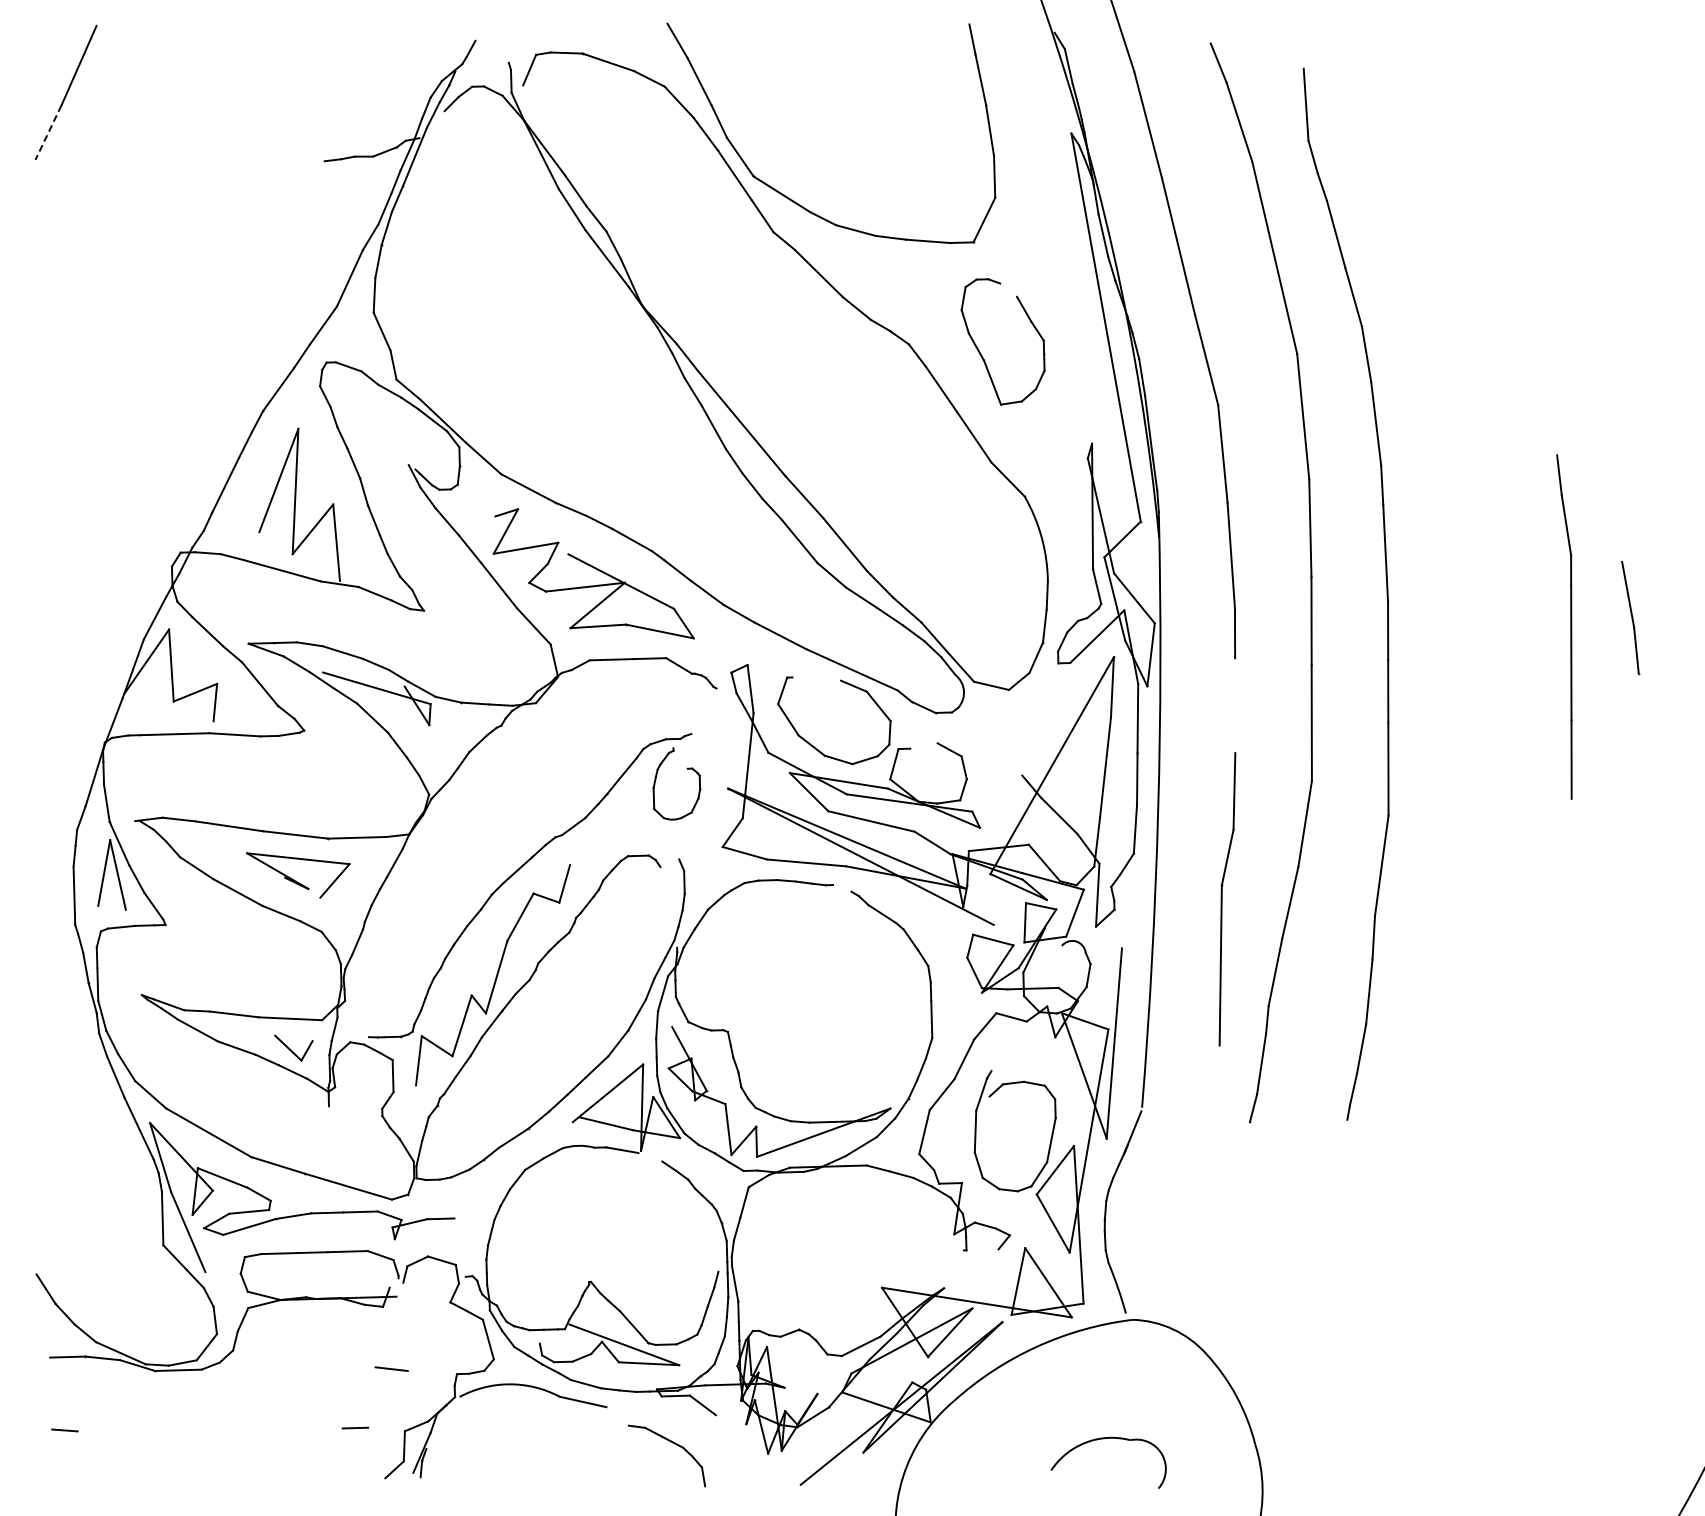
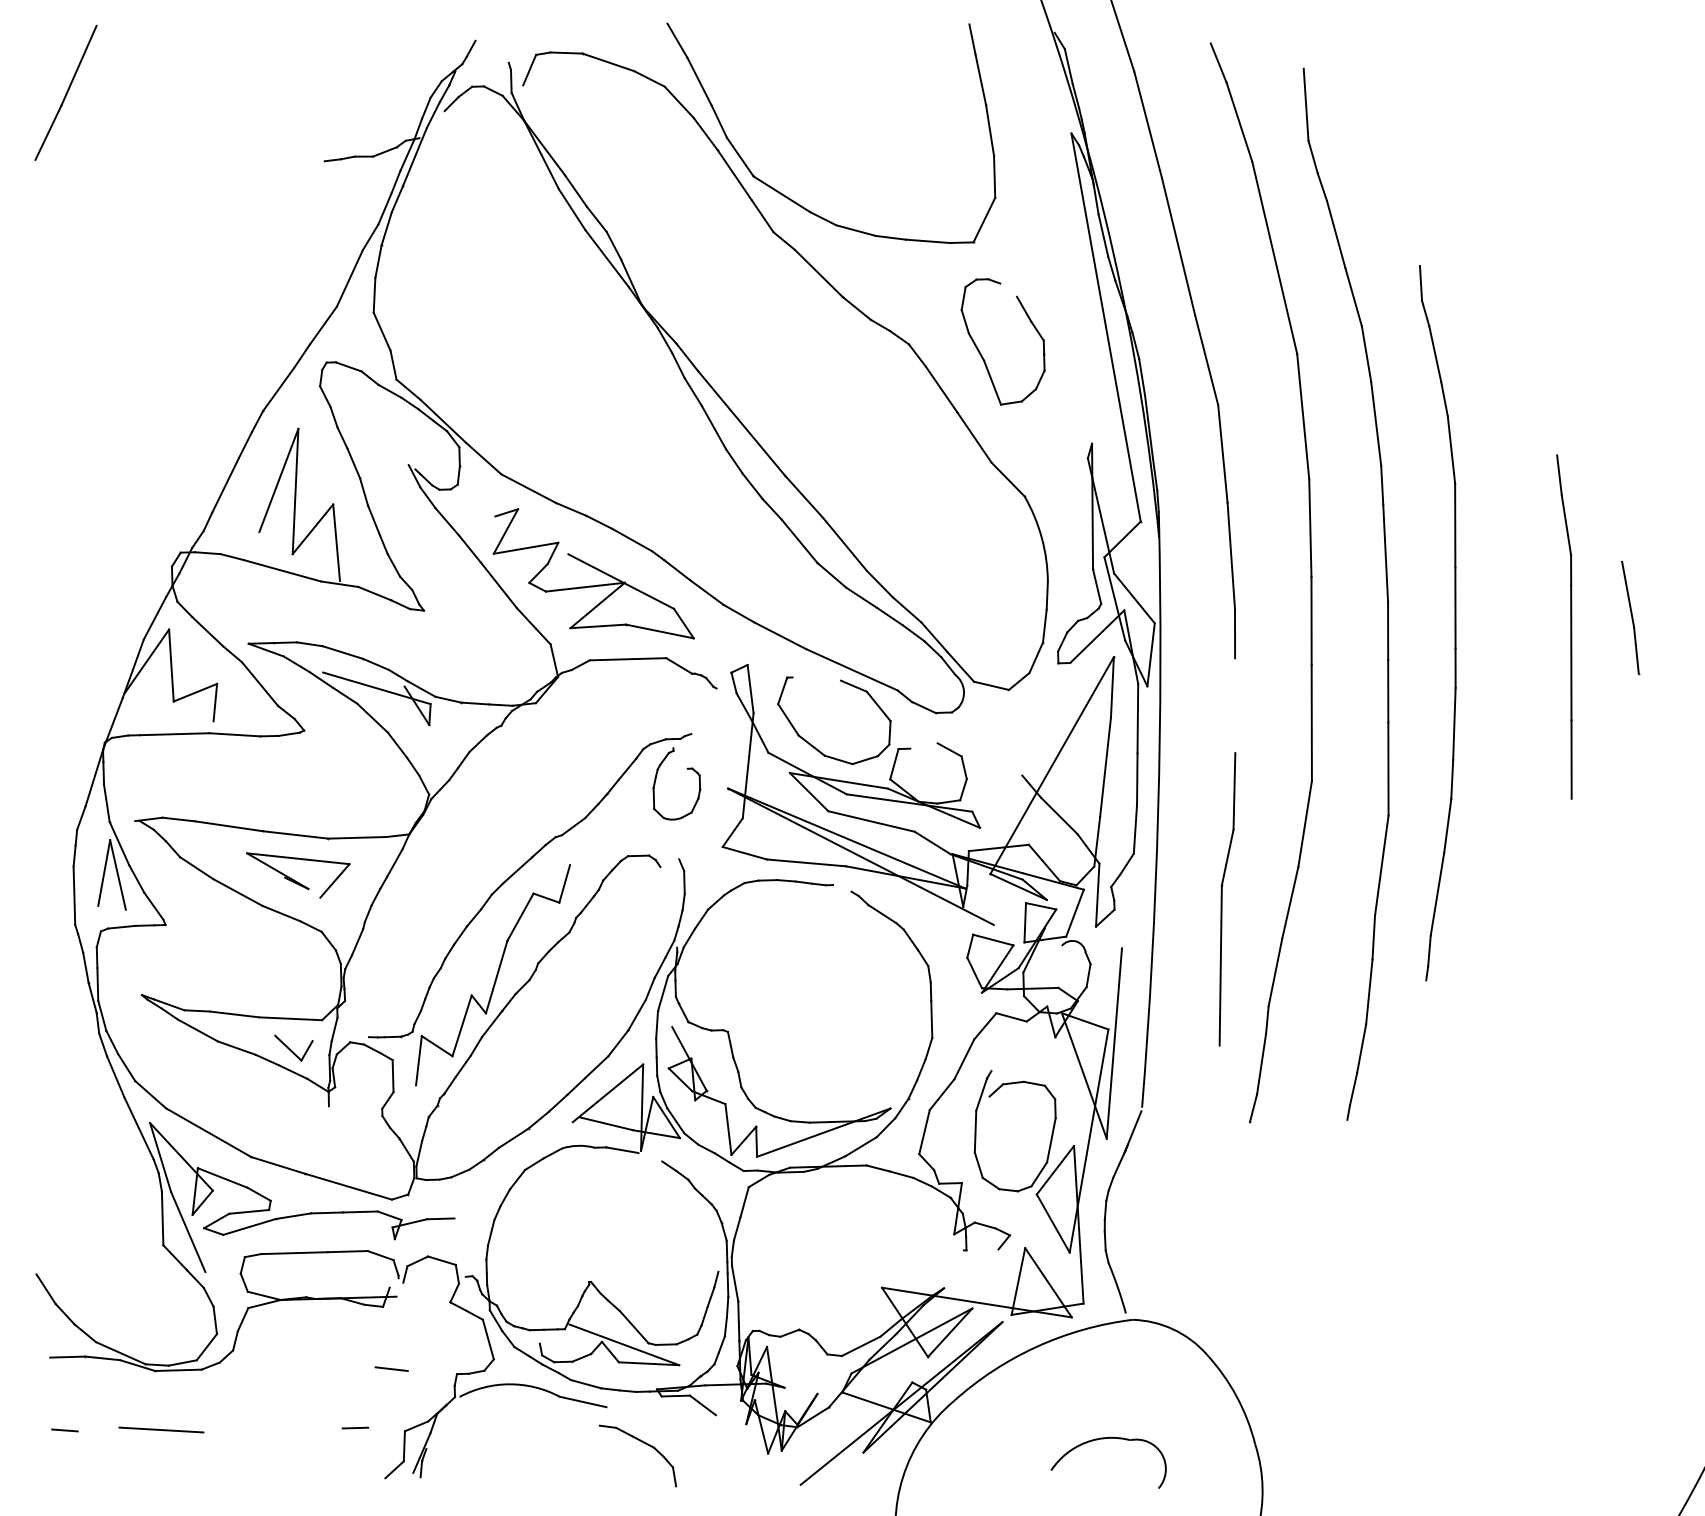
line: dashed -> solid (48, 133)
part: none -> present (1454, 623)
line: none -> present (161, 1429)
part position: (672, 1443) -> (643, 1443) (643, 1443)
